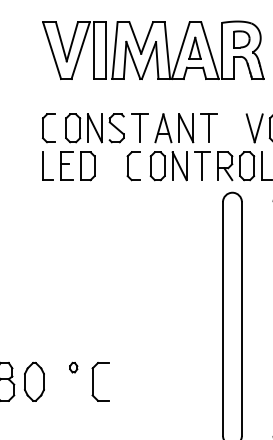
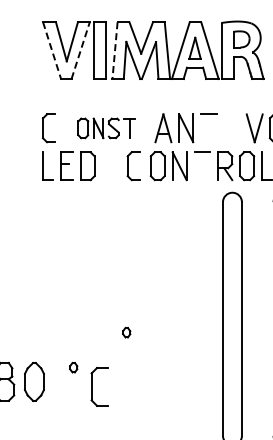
line: solid -> dashed (52, 50)
line: solid -> dashed (80, 50)
line: solid -> dashed (115, 50)
part size: 84x31 px -> 59x23 px (106, 128)
line: present -> none (209, 128)
line: present -> none (202, 166)
part: none -> present (126, 332)
part position: (93, 381) -> (92, 386) (92, 386)
